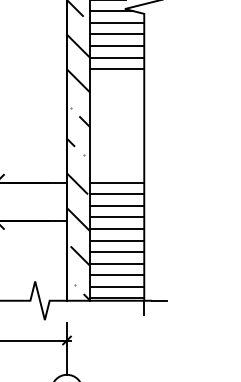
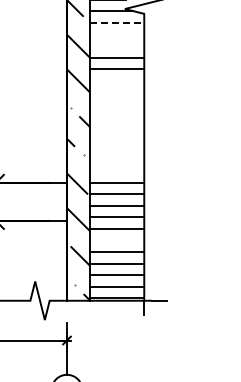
line: solid -> dashed (117, 22)
line: present -> none (117, 34)
line: present -> none (117, 45)
line: present -> none (117, 240)
